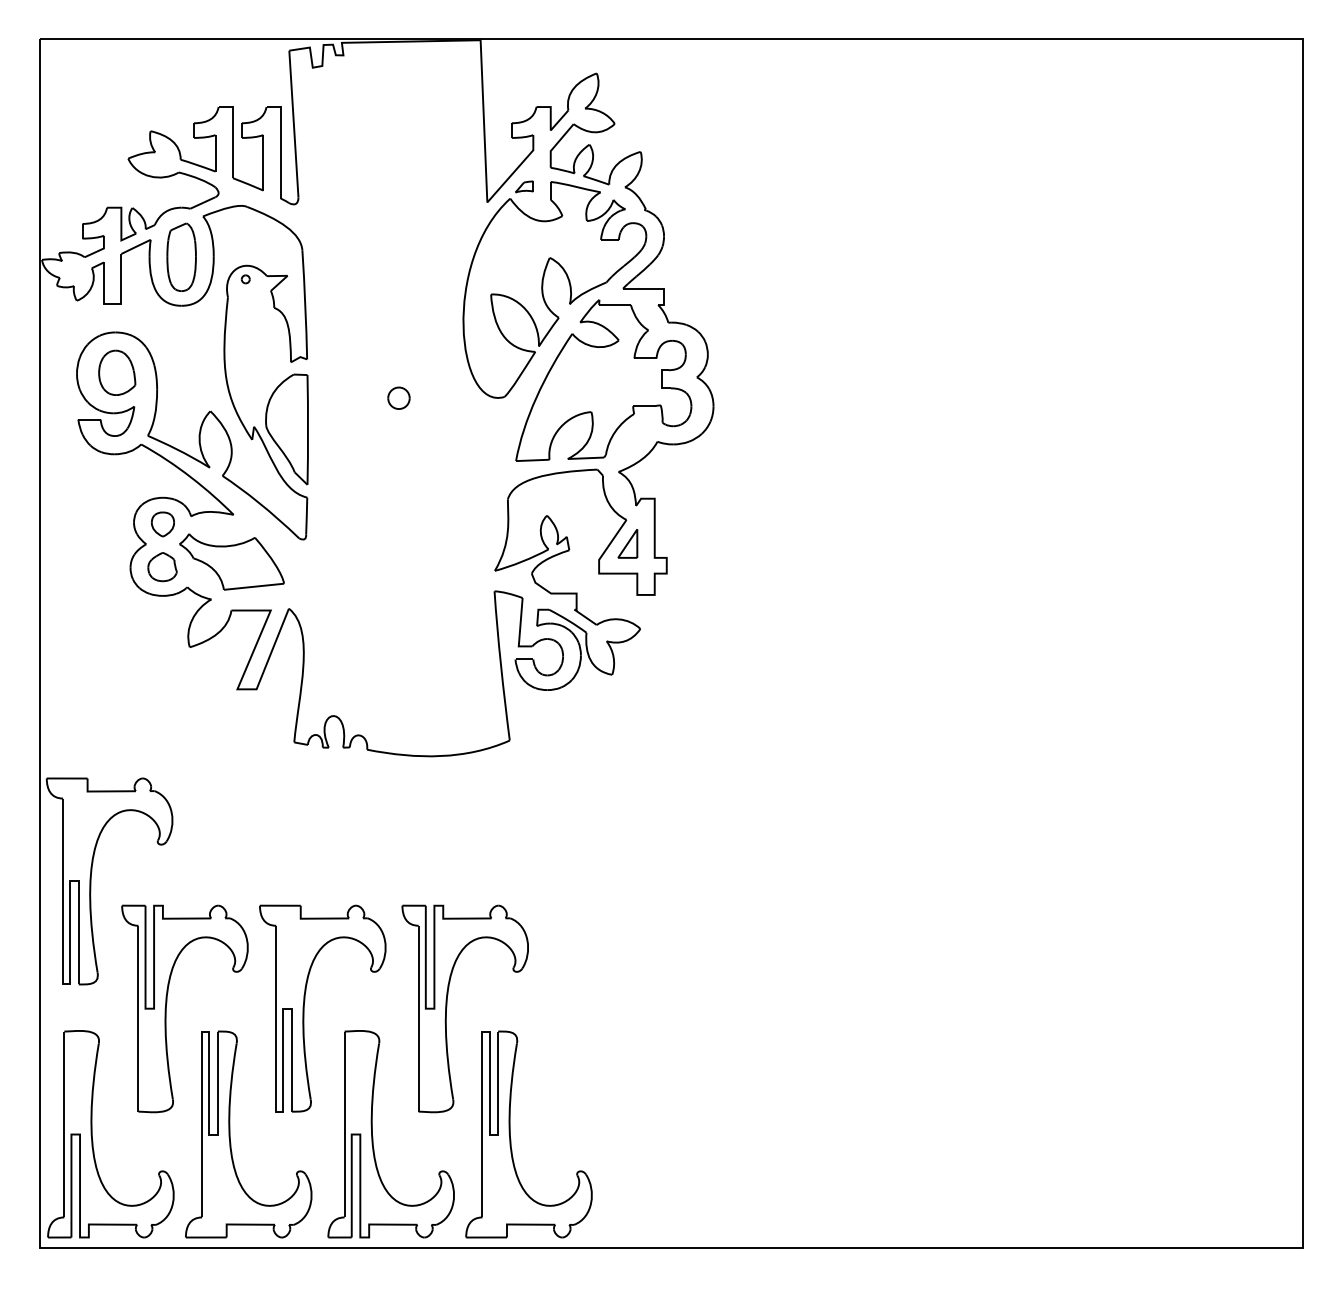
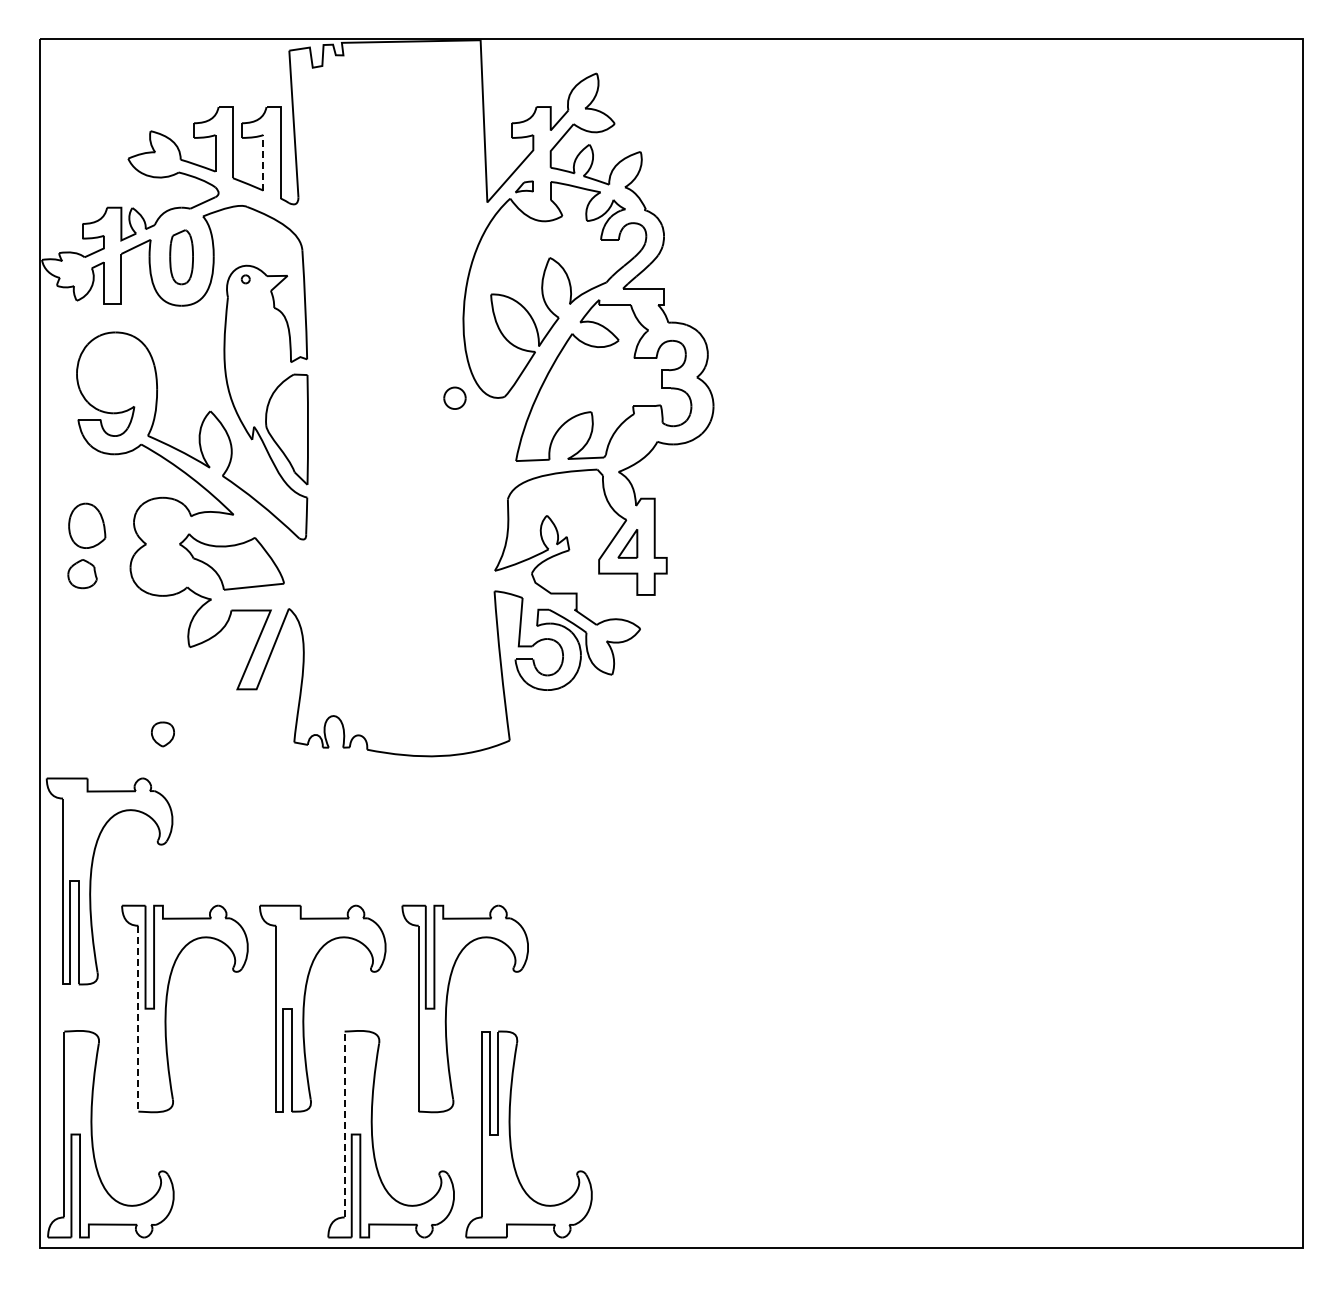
line: solid -> dashed (263, 162)
part size: 31x70 px -> 25x57 px (181, 257)
part position: (117, 372) -> (87, 525) (87, 525)
part position: (398, 397) -> (454, 397) (454, 397)
part position: (162, 524) -> (162, 734) (162, 734)
part position: (162, 567) -> (82, 574) (82, 574)
line: solid -> dashed (138, 1018)
line: solid -> dashed (344, 1124)
part: present -> none (230, 1134)
